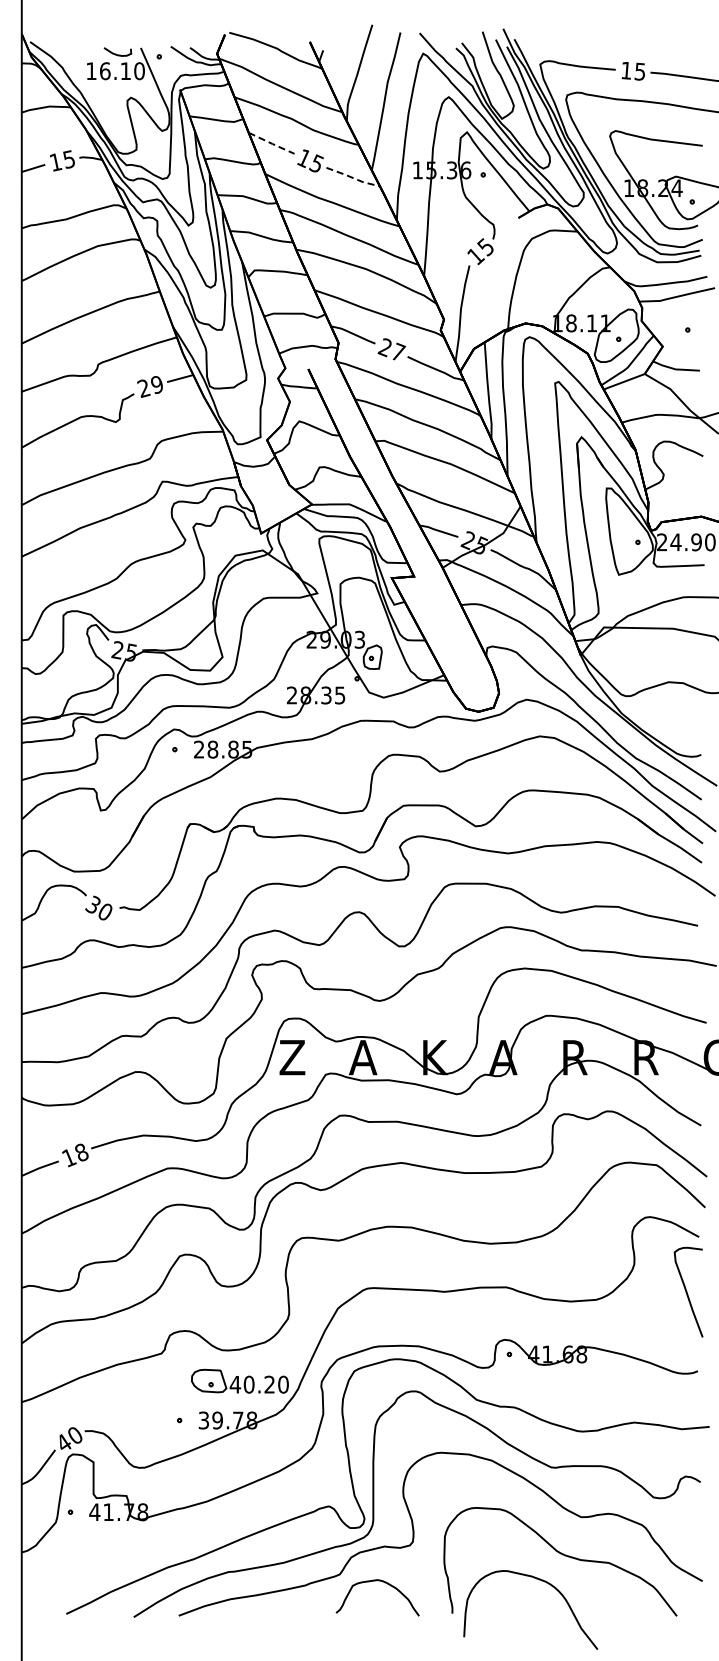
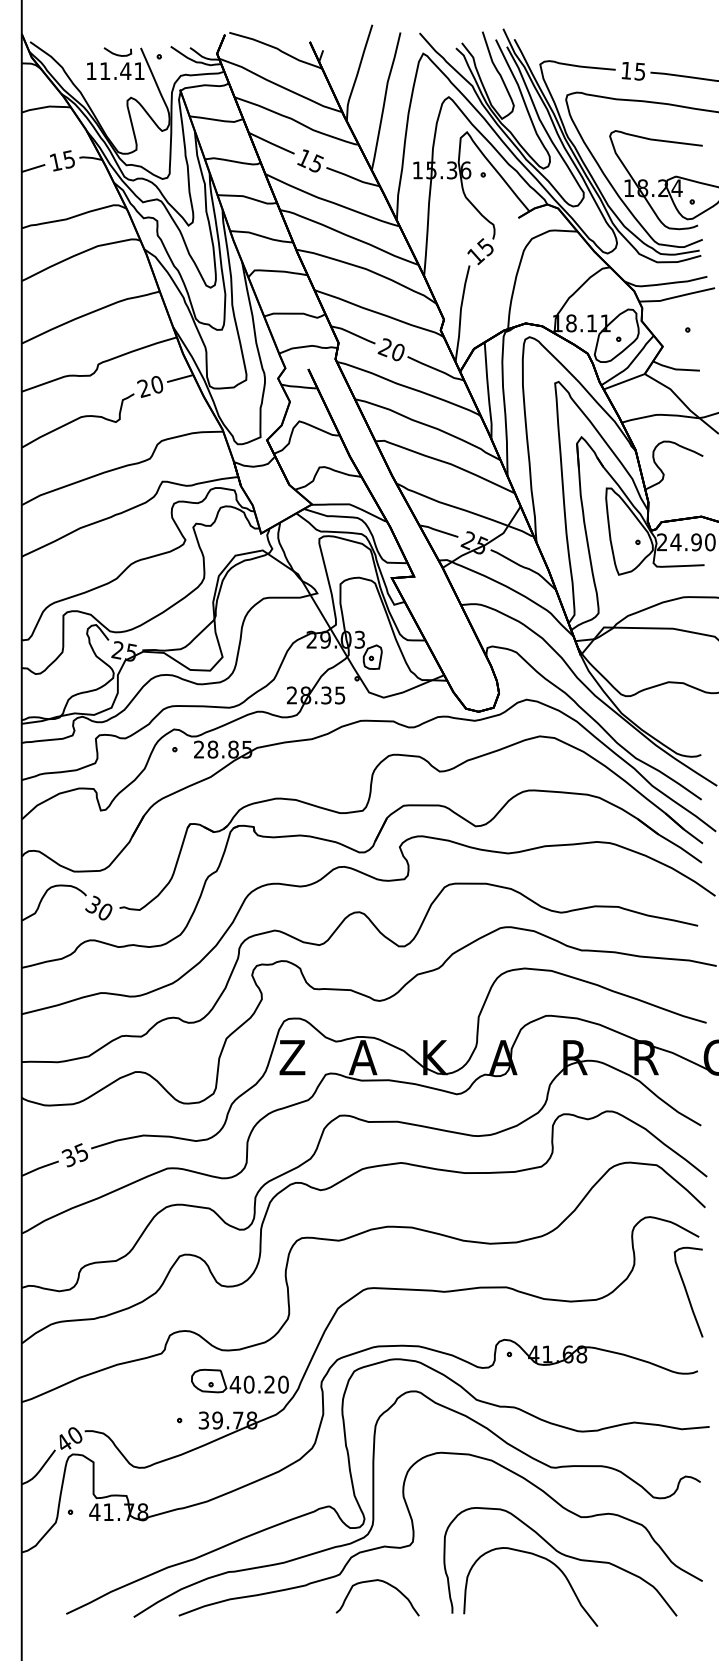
text: 16.10 -> 11.41 (122, 71)
line: dashed -> solid (272, 143)
line: dashed -> solid (352, 177)
text: 27 -> 20 (398, 351)
text: 29 -> 20 (157, 385)
text: 18 -> 35 (74, 1155)
curve position: (541, 1581) -> (541, 1558) (541, 1558)
